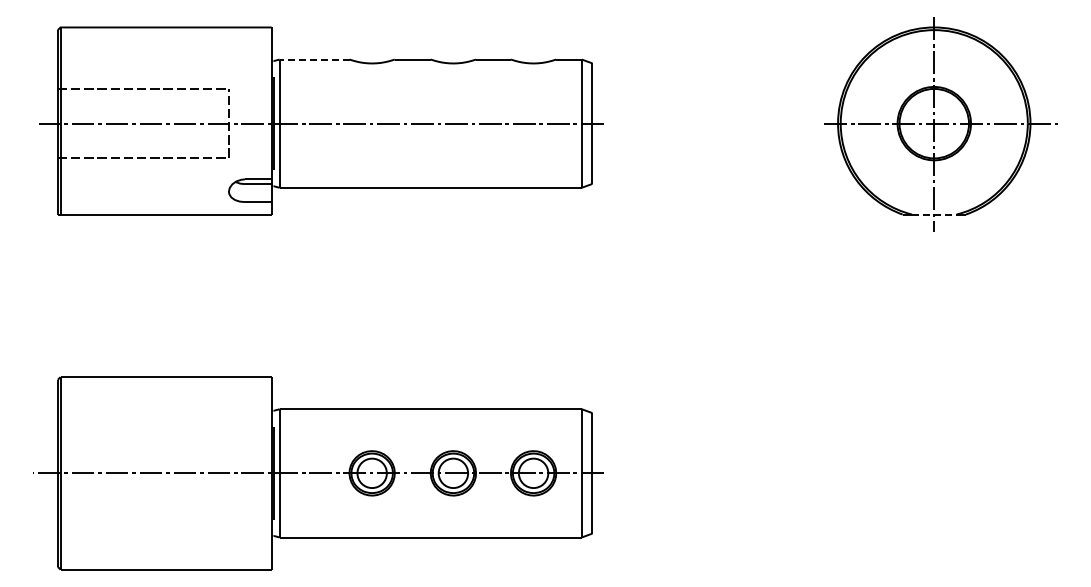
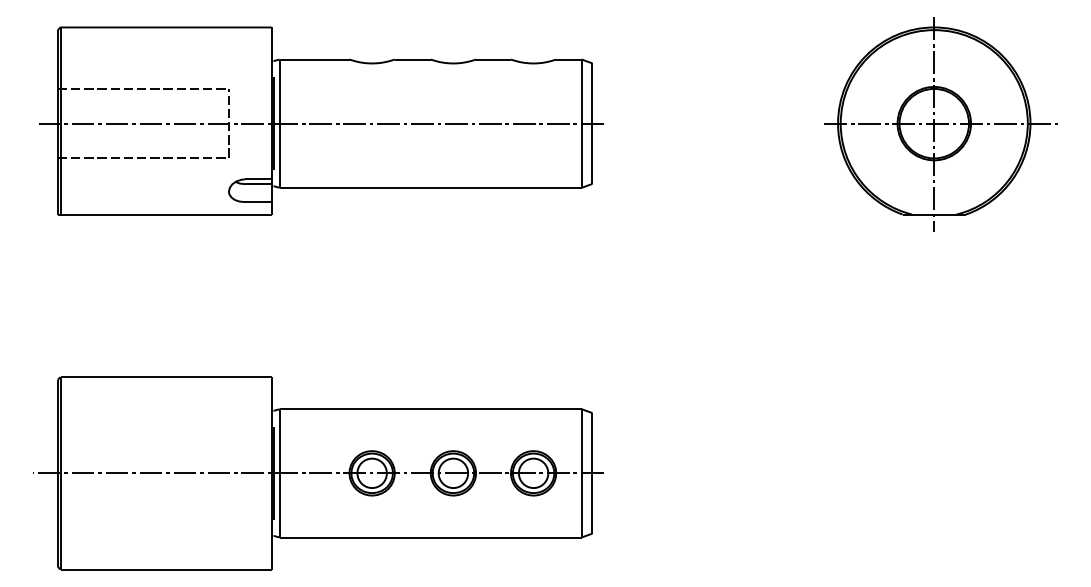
line: dashed -> solid (314, 59)
line: dashed -> solid (934, 214)
